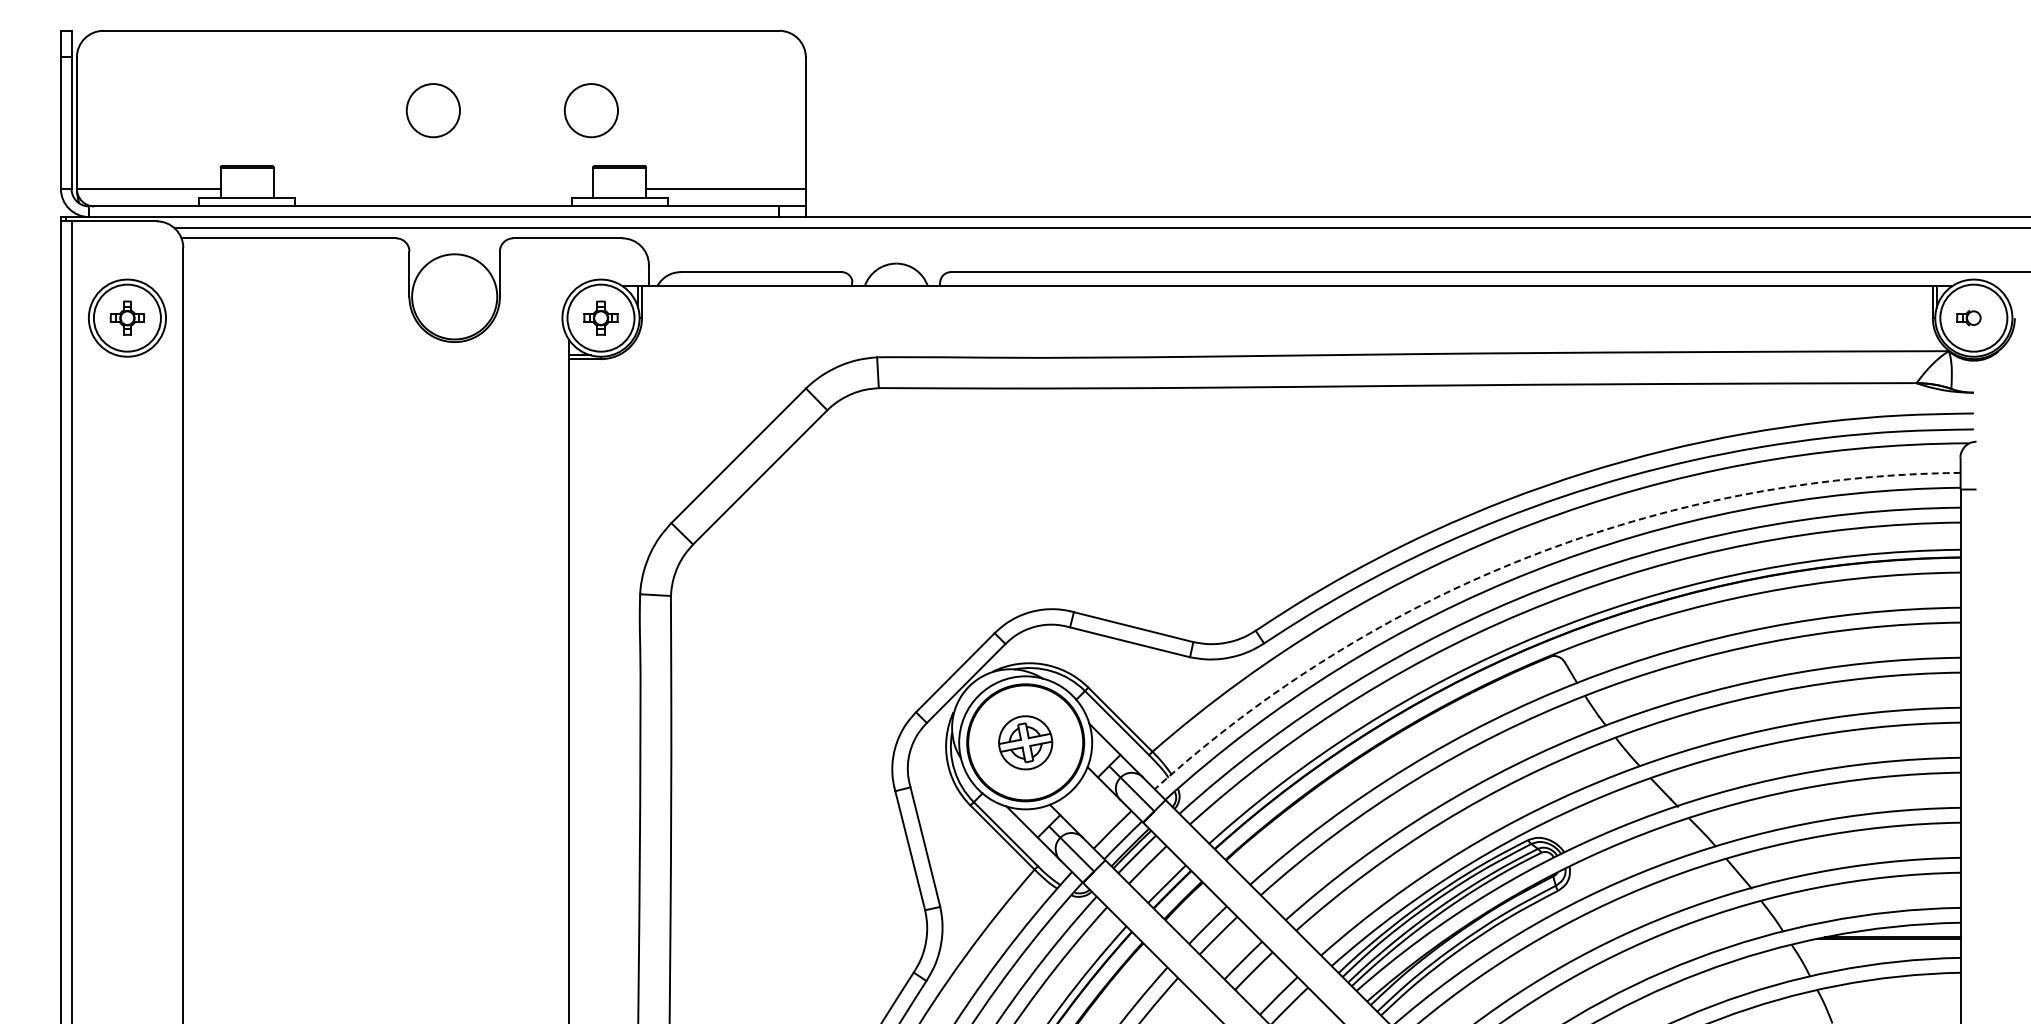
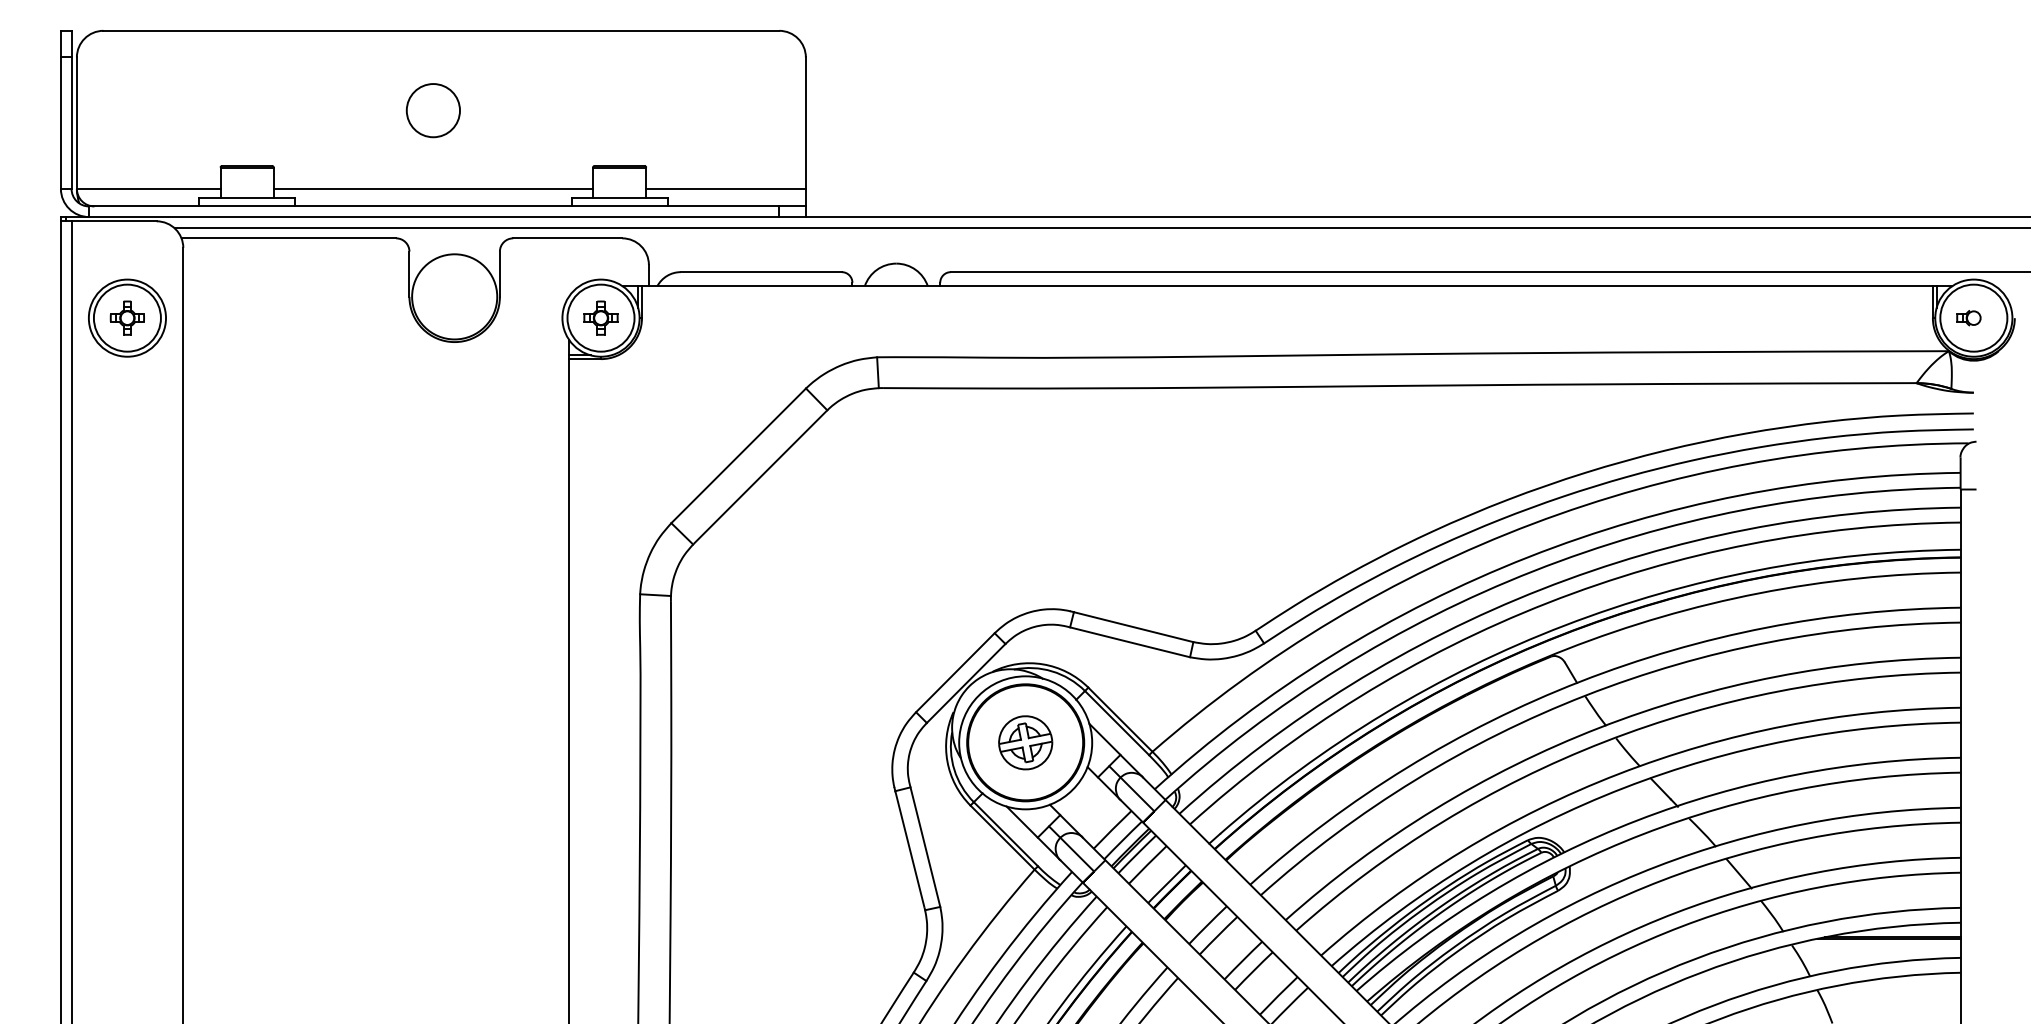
circle: present -> none (590, 110)
line: none -> present (433, 188)
arc: dashed -> solid (1528, 557)
